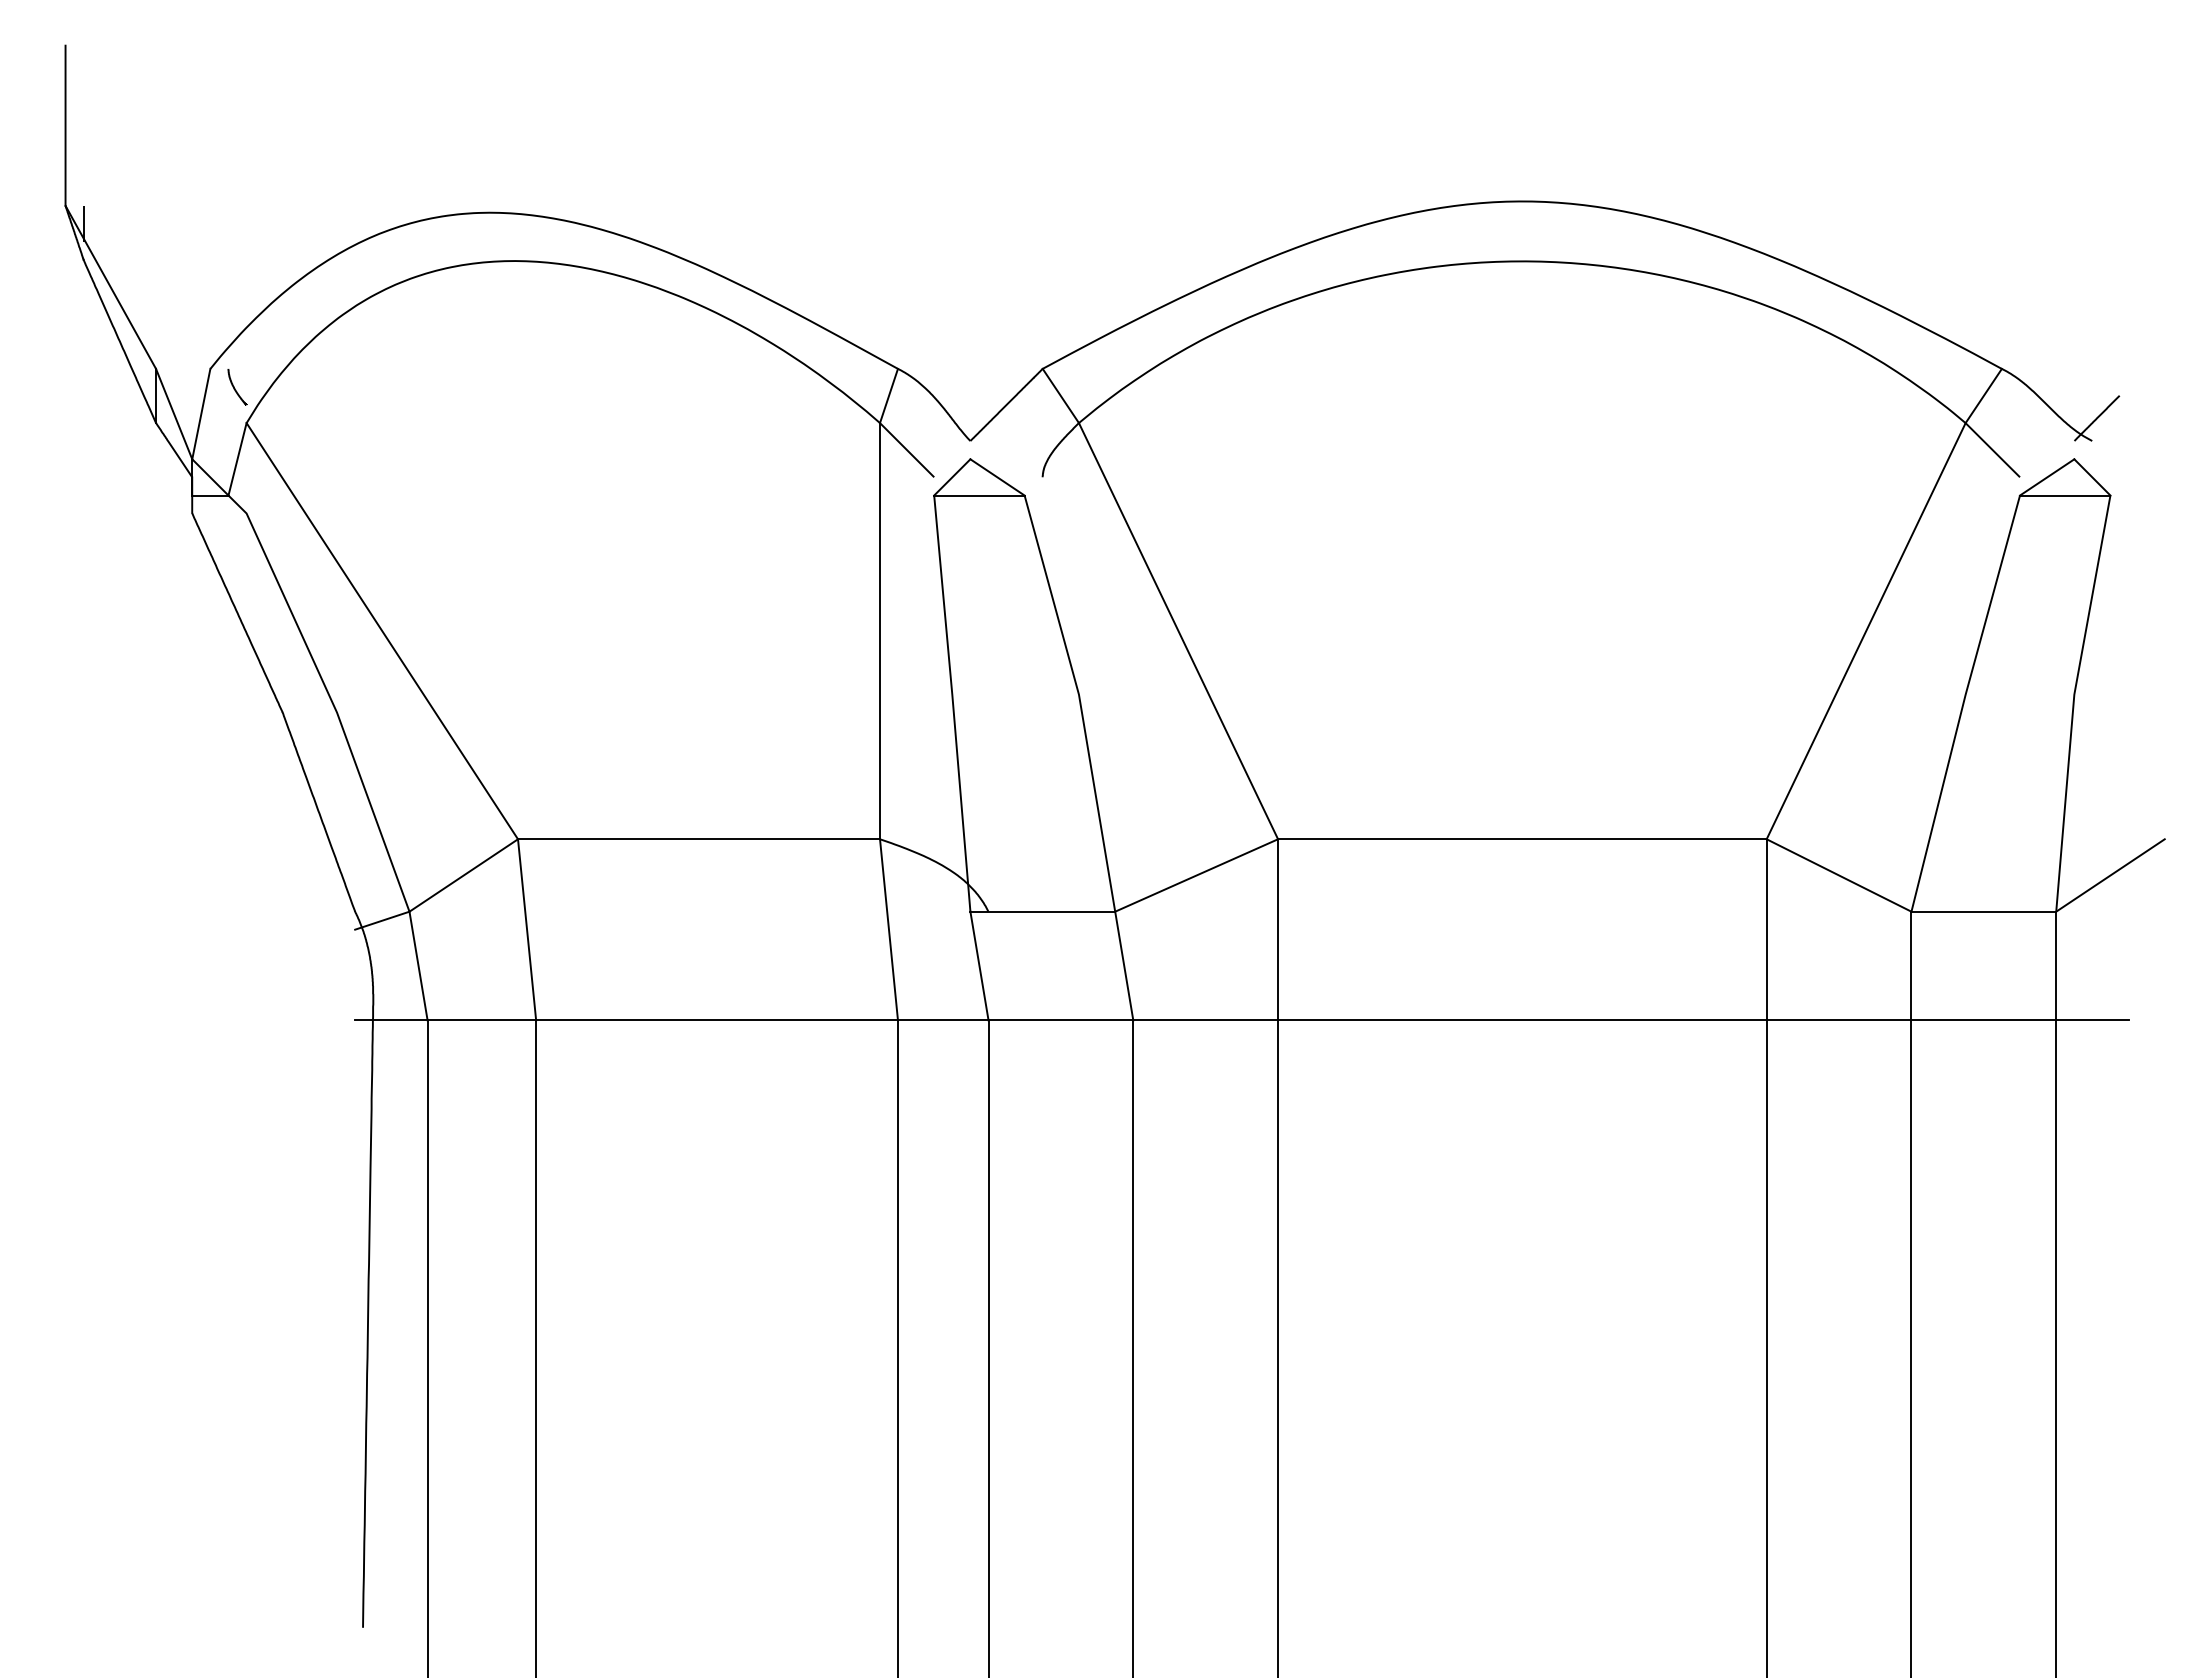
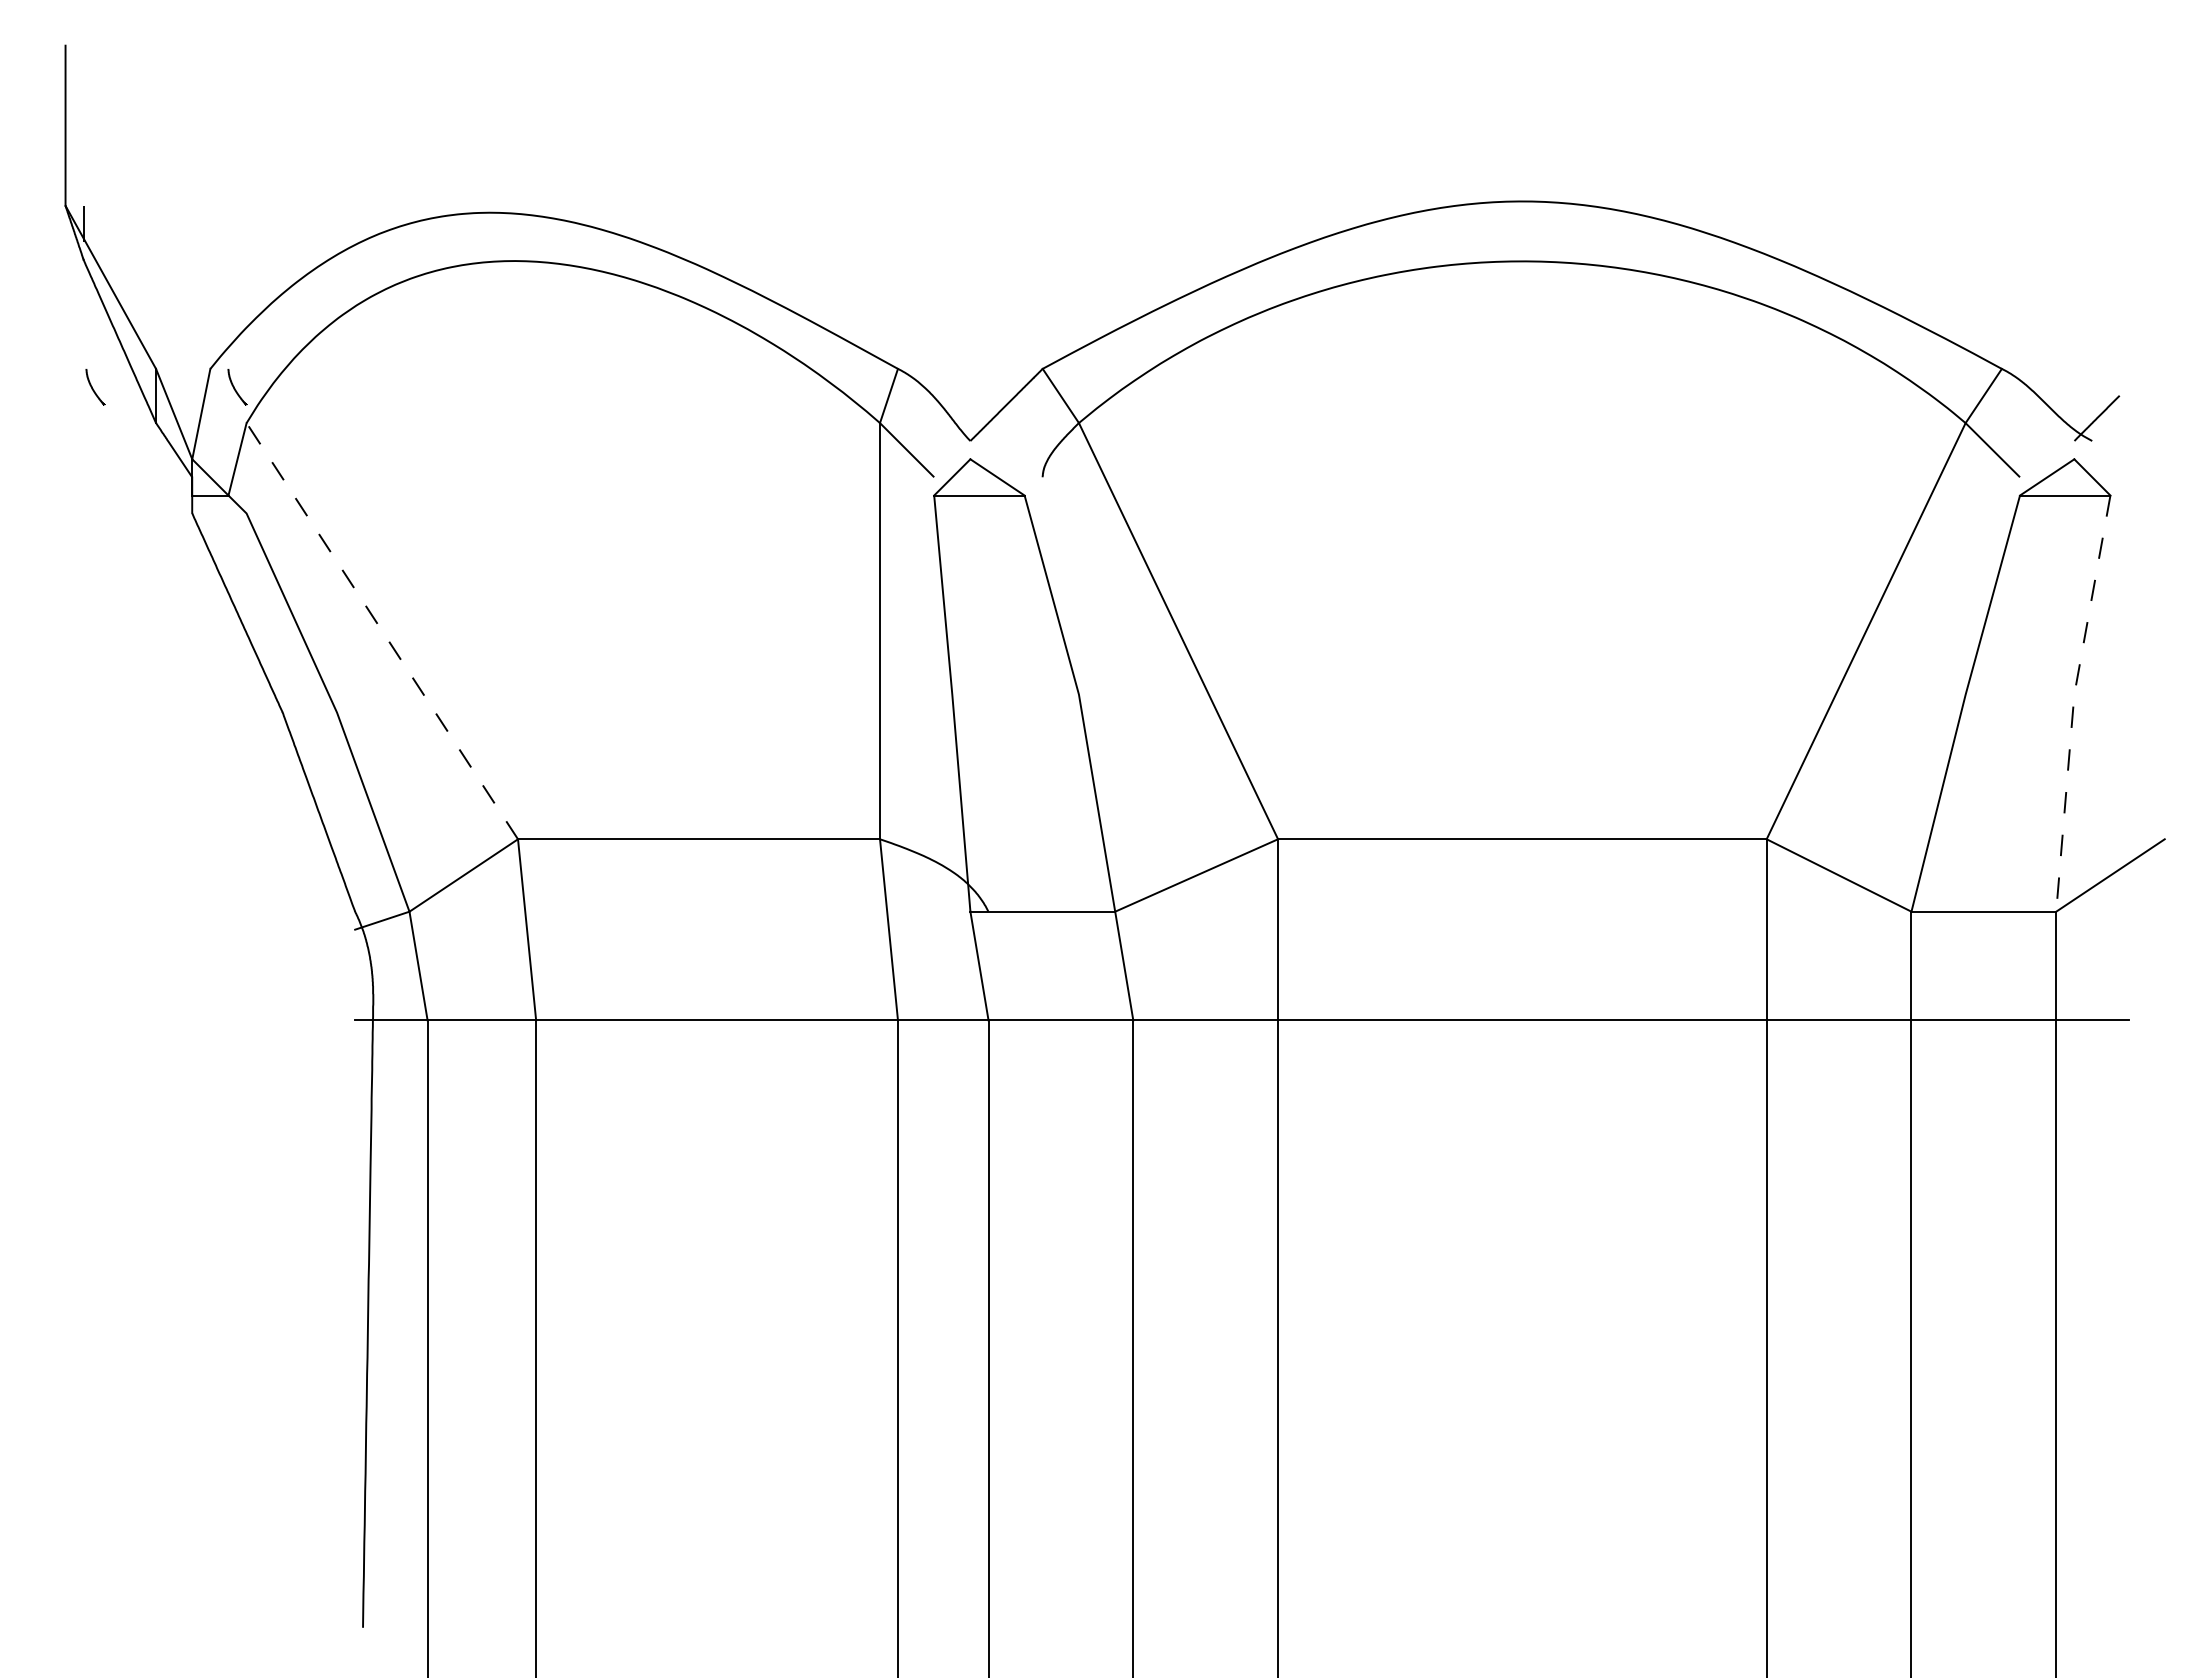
curve: none -> present (93, 388)
line: solid -> dashed (382, 630)
line: solid -> dashed (2073, 701)
